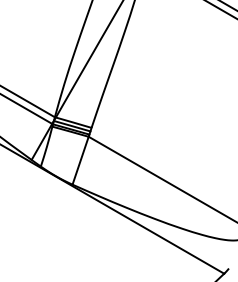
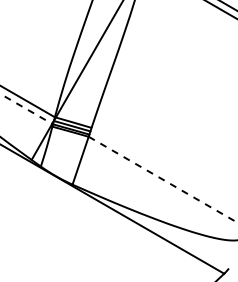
line: solid -> dashed (26, 108)
line: solid -> dashed (162, 179)
